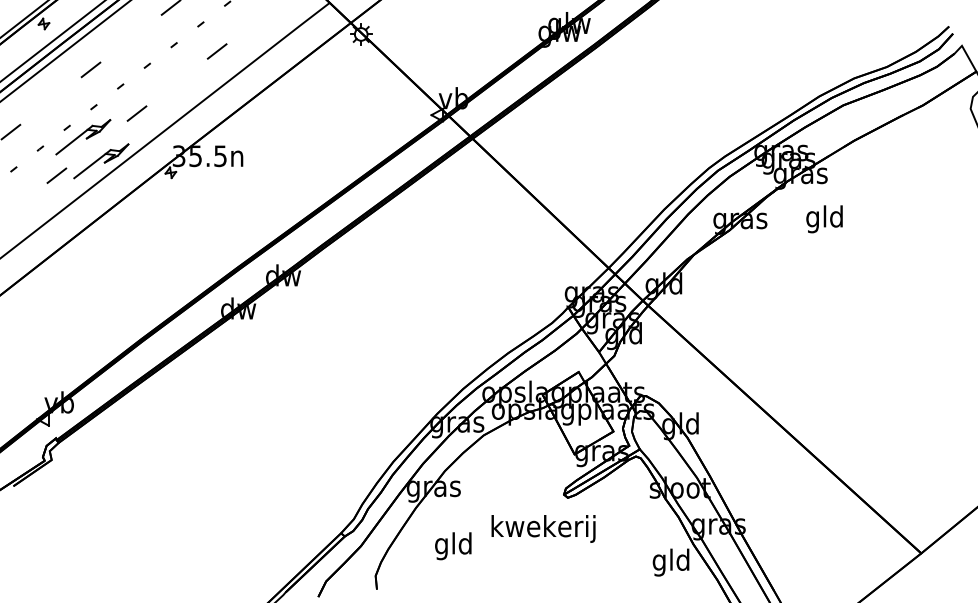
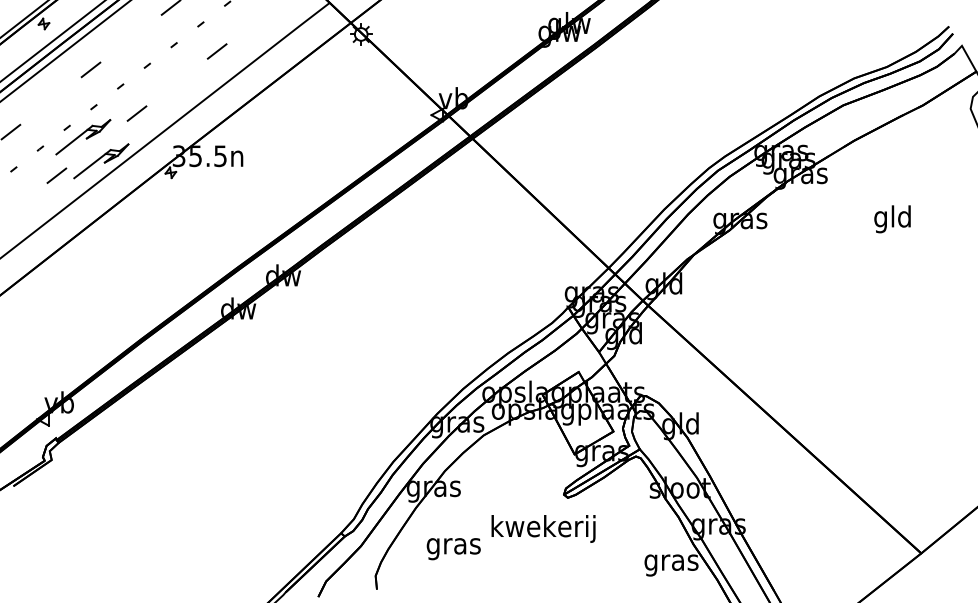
text position: (824, 219) -> (892, 219) (892, 219)
text: gld -> gras (453, 546)
text: gld -> gras (671, 562)
